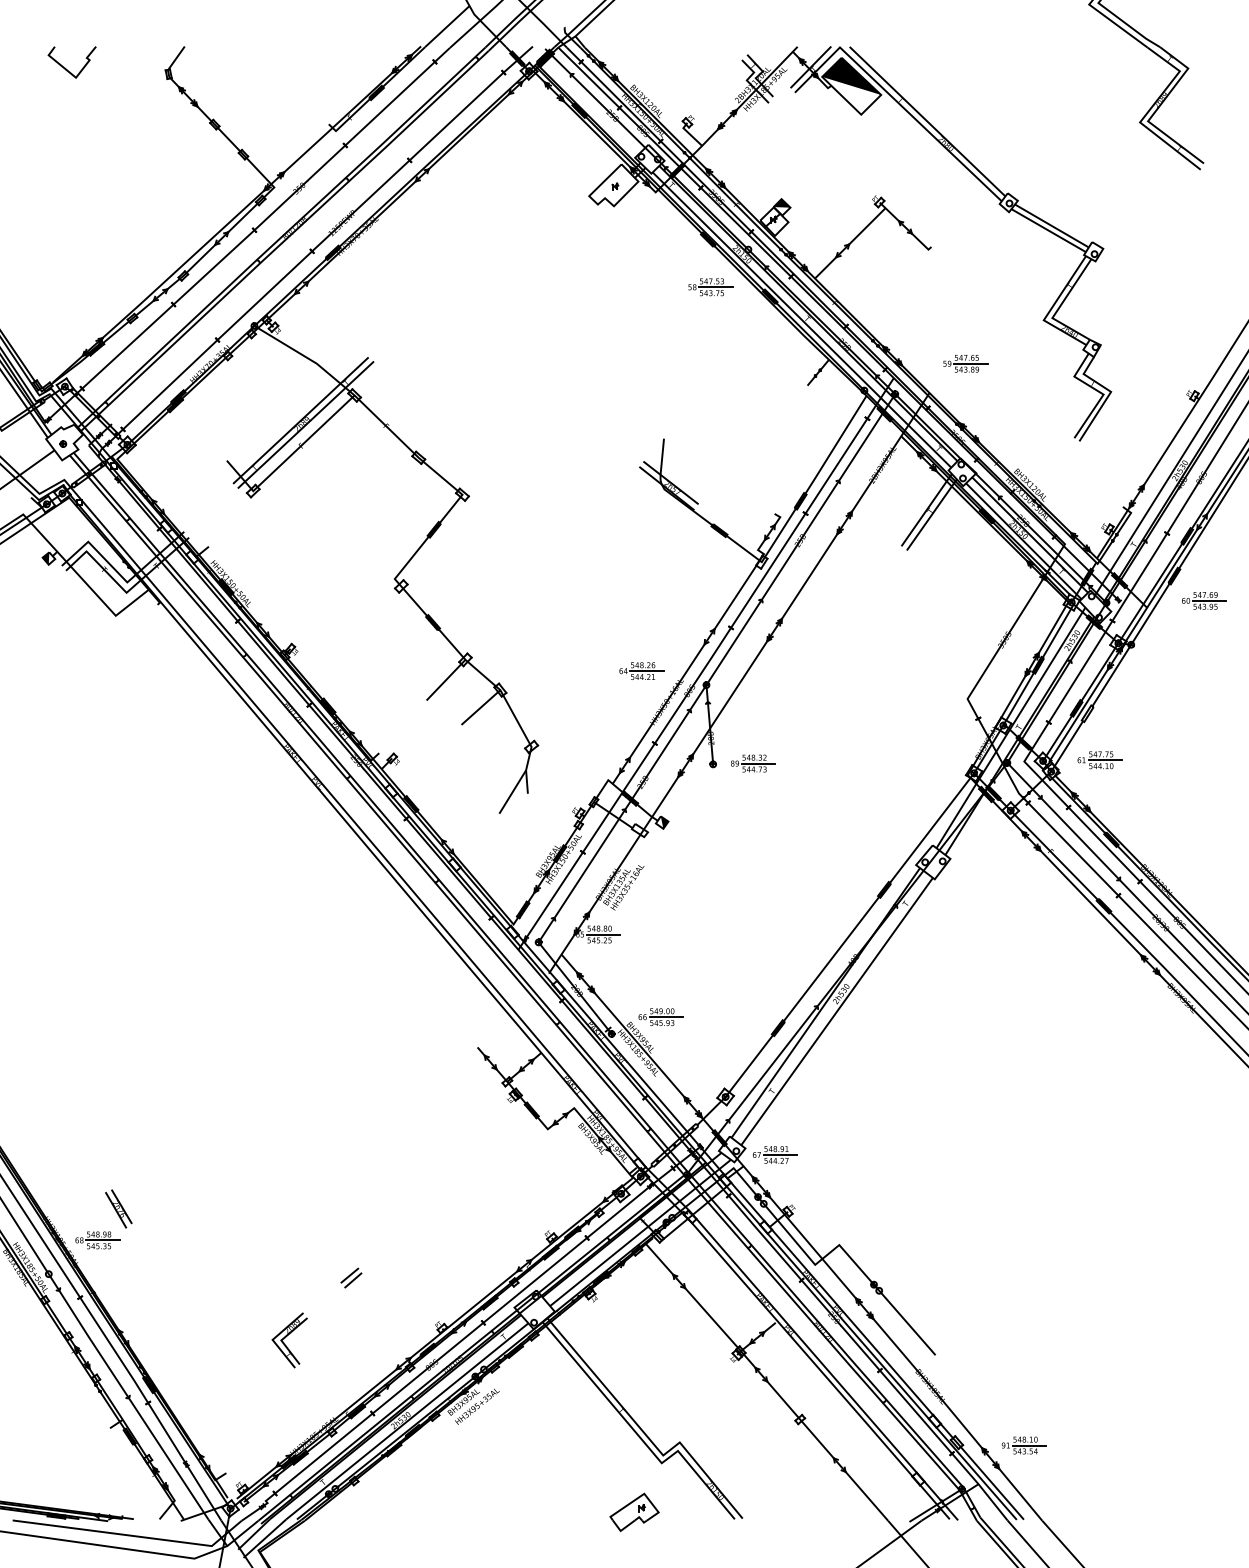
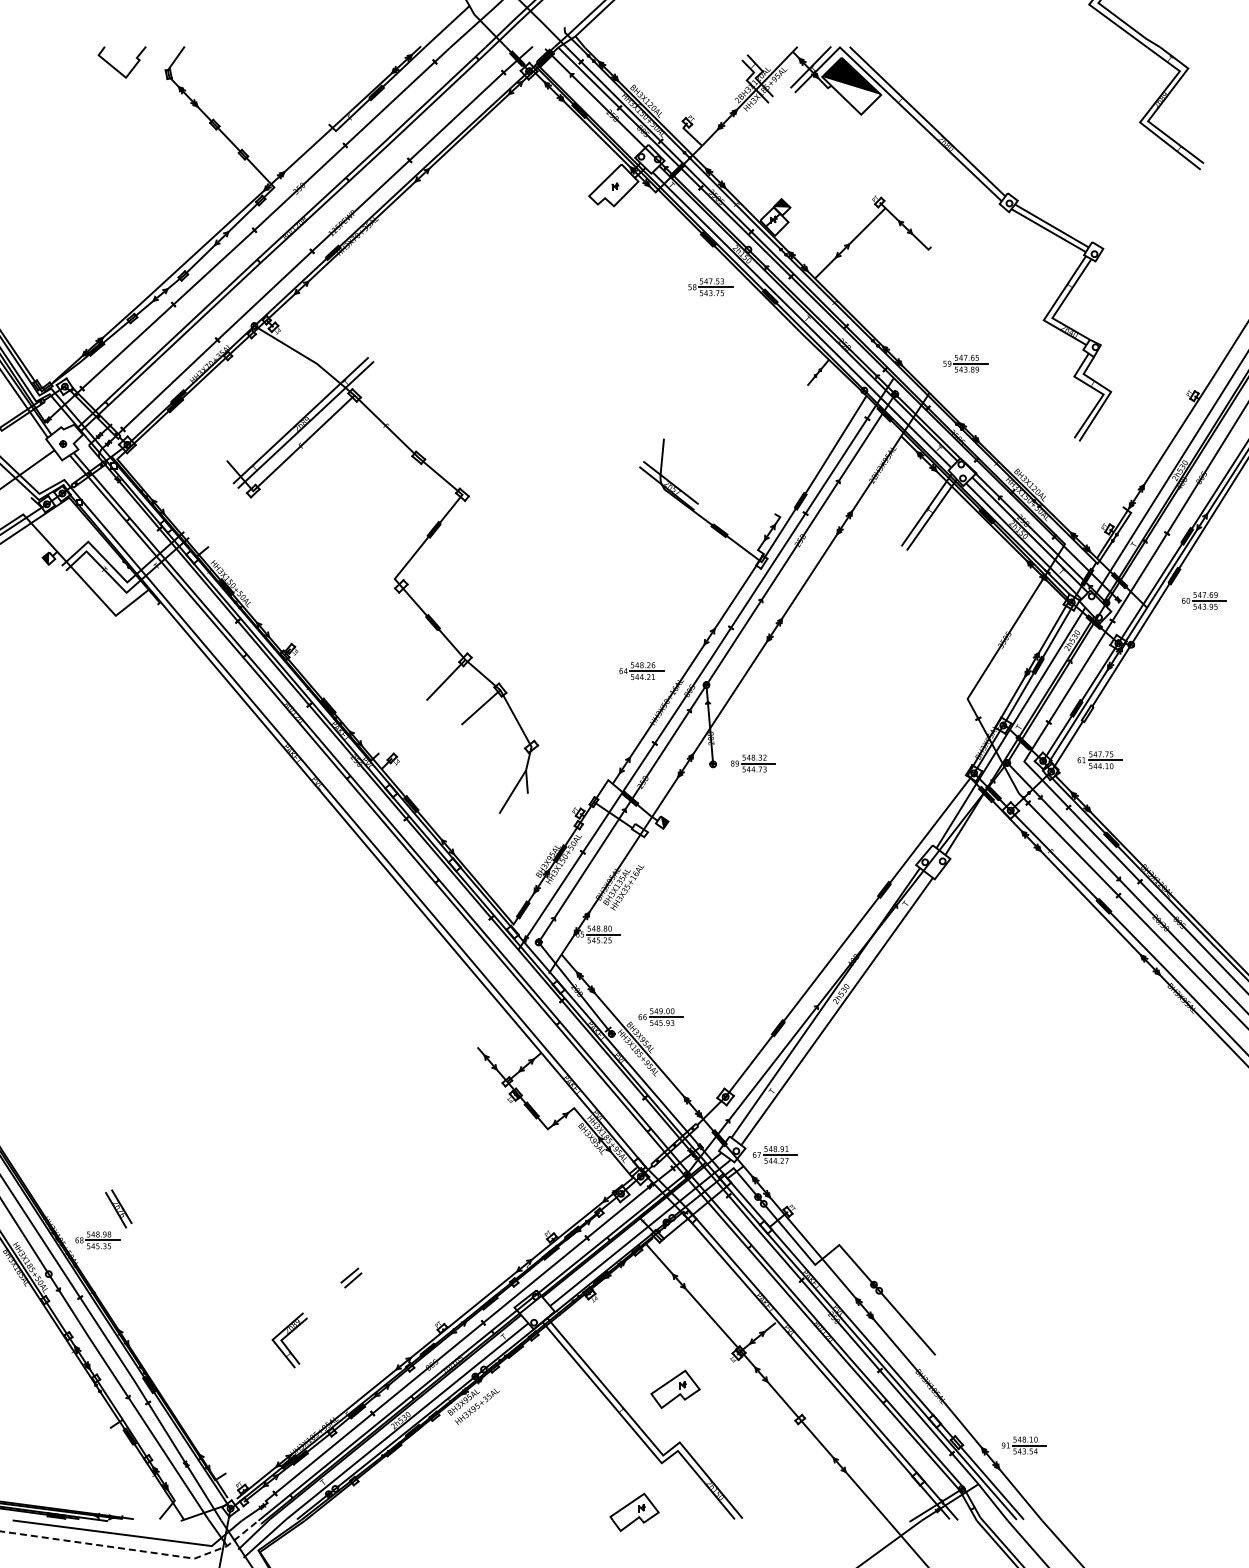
curve position: (65, 67) -> (115, 67) (115, 67)
part: none -> present (675, 1389)
line: solid -> dashed (137, 1550)
